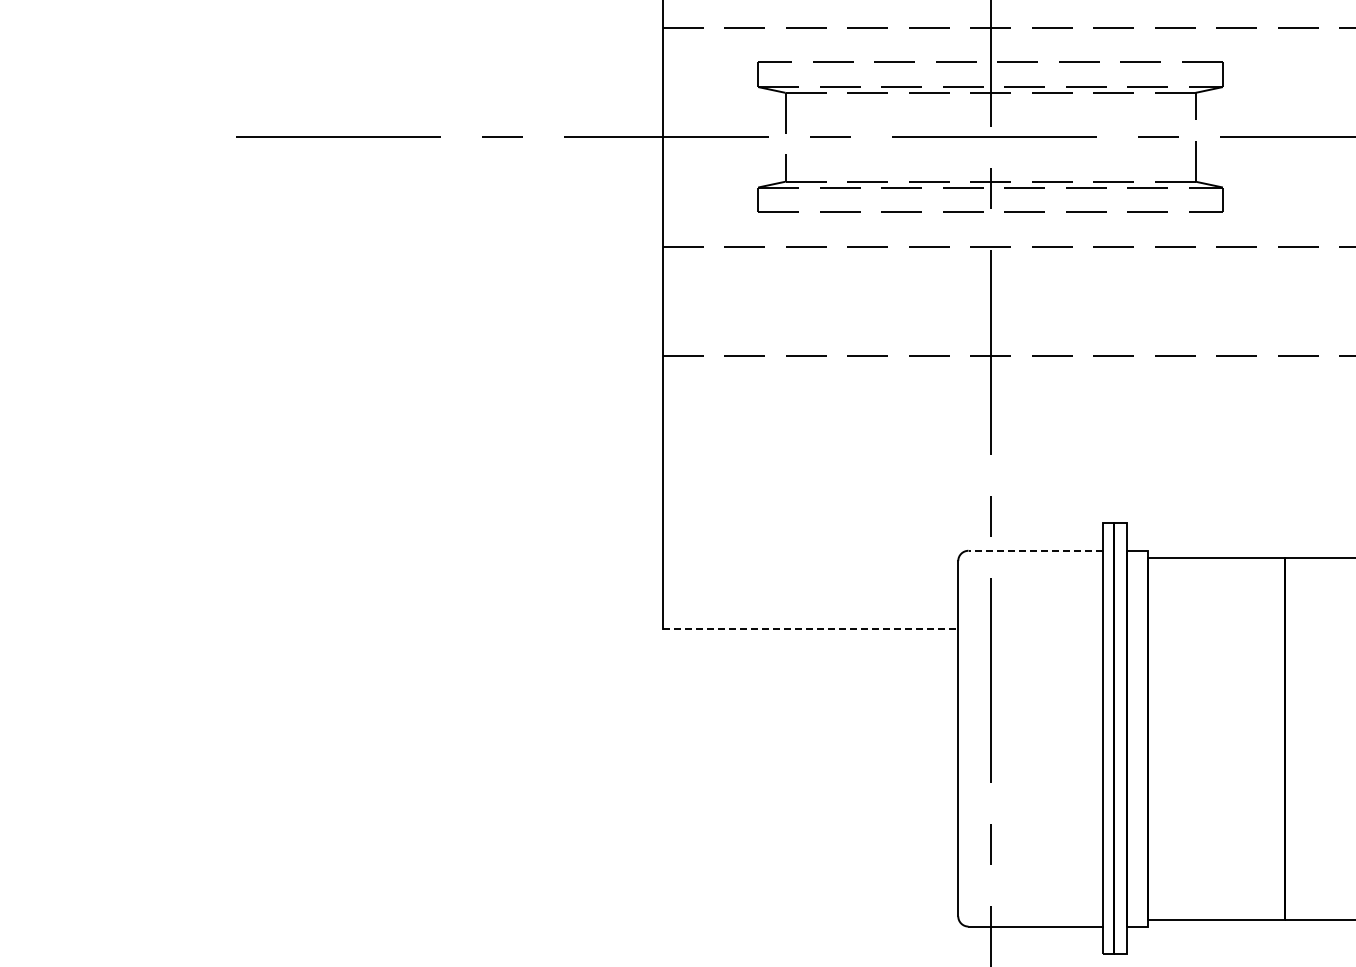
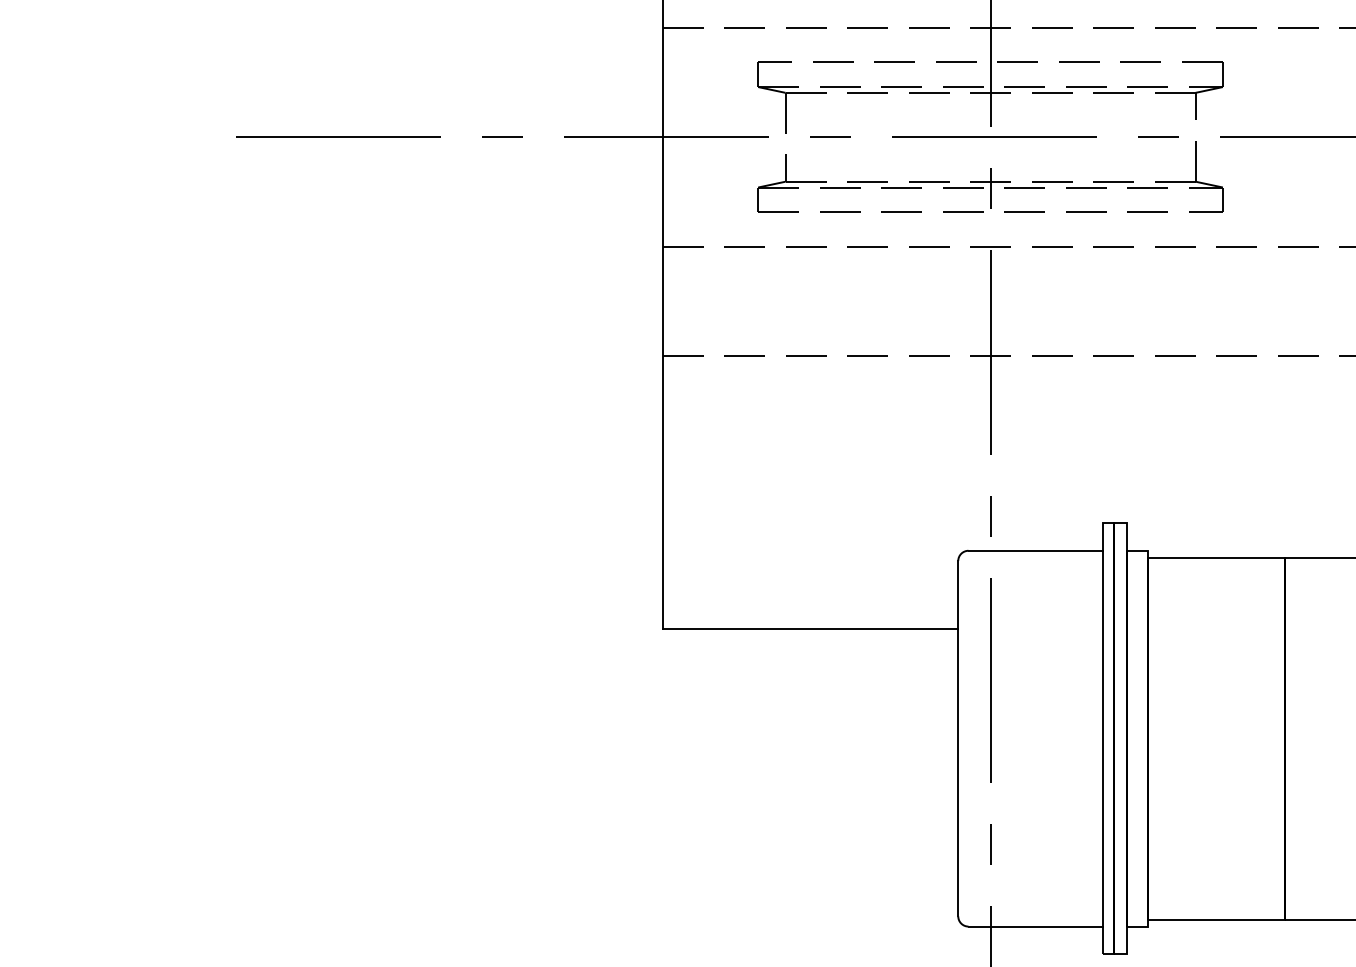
line: dashed -> solid (1035, 550)
line: dashed -> solid (810, 629)
